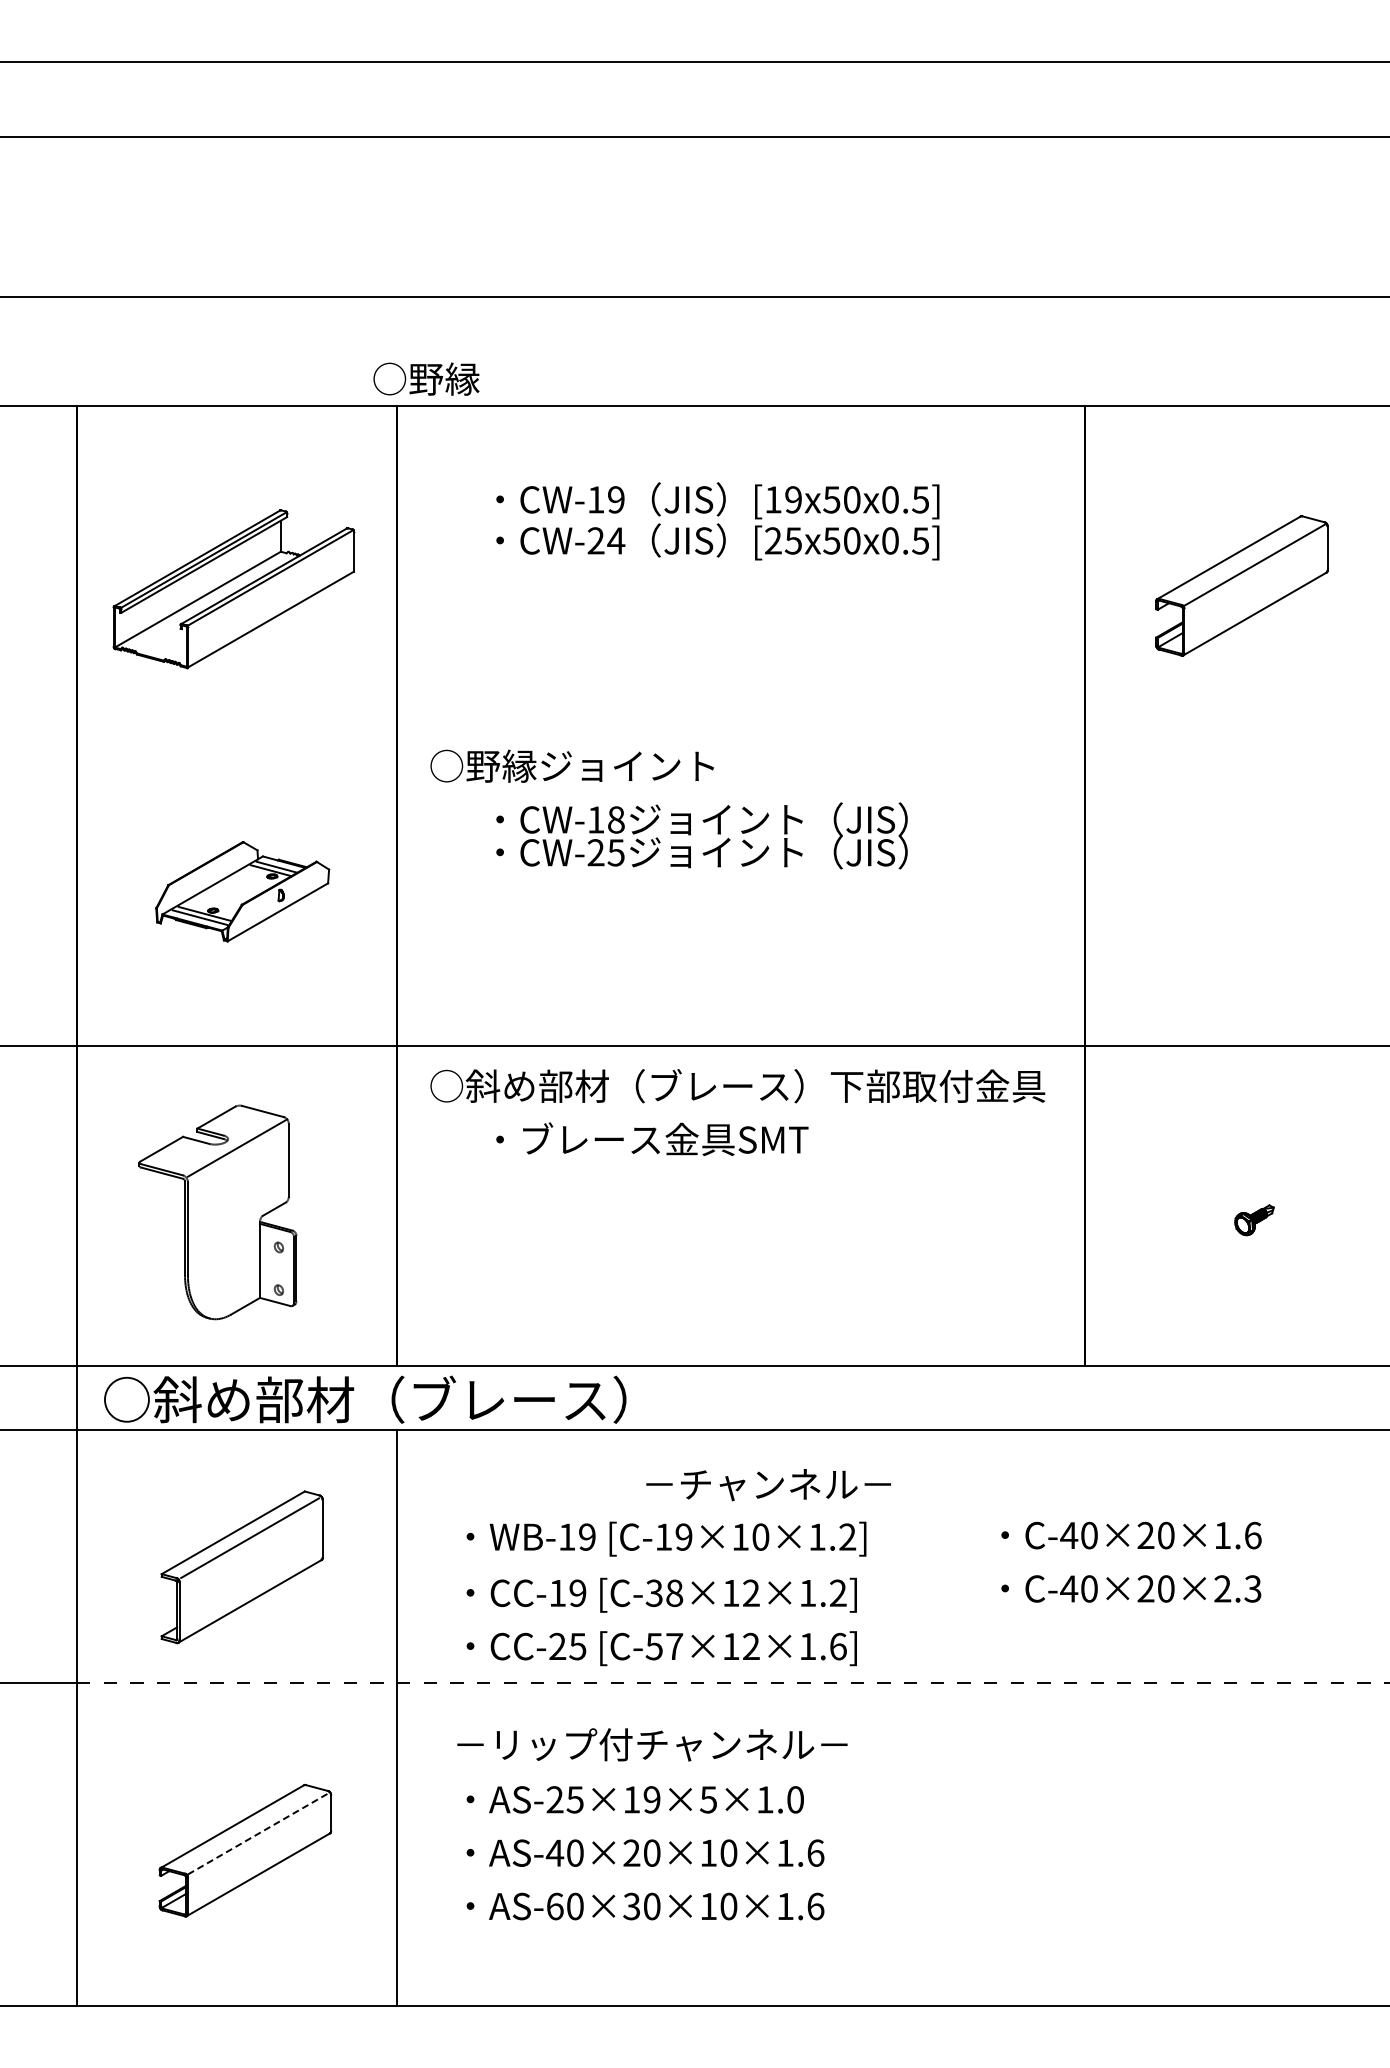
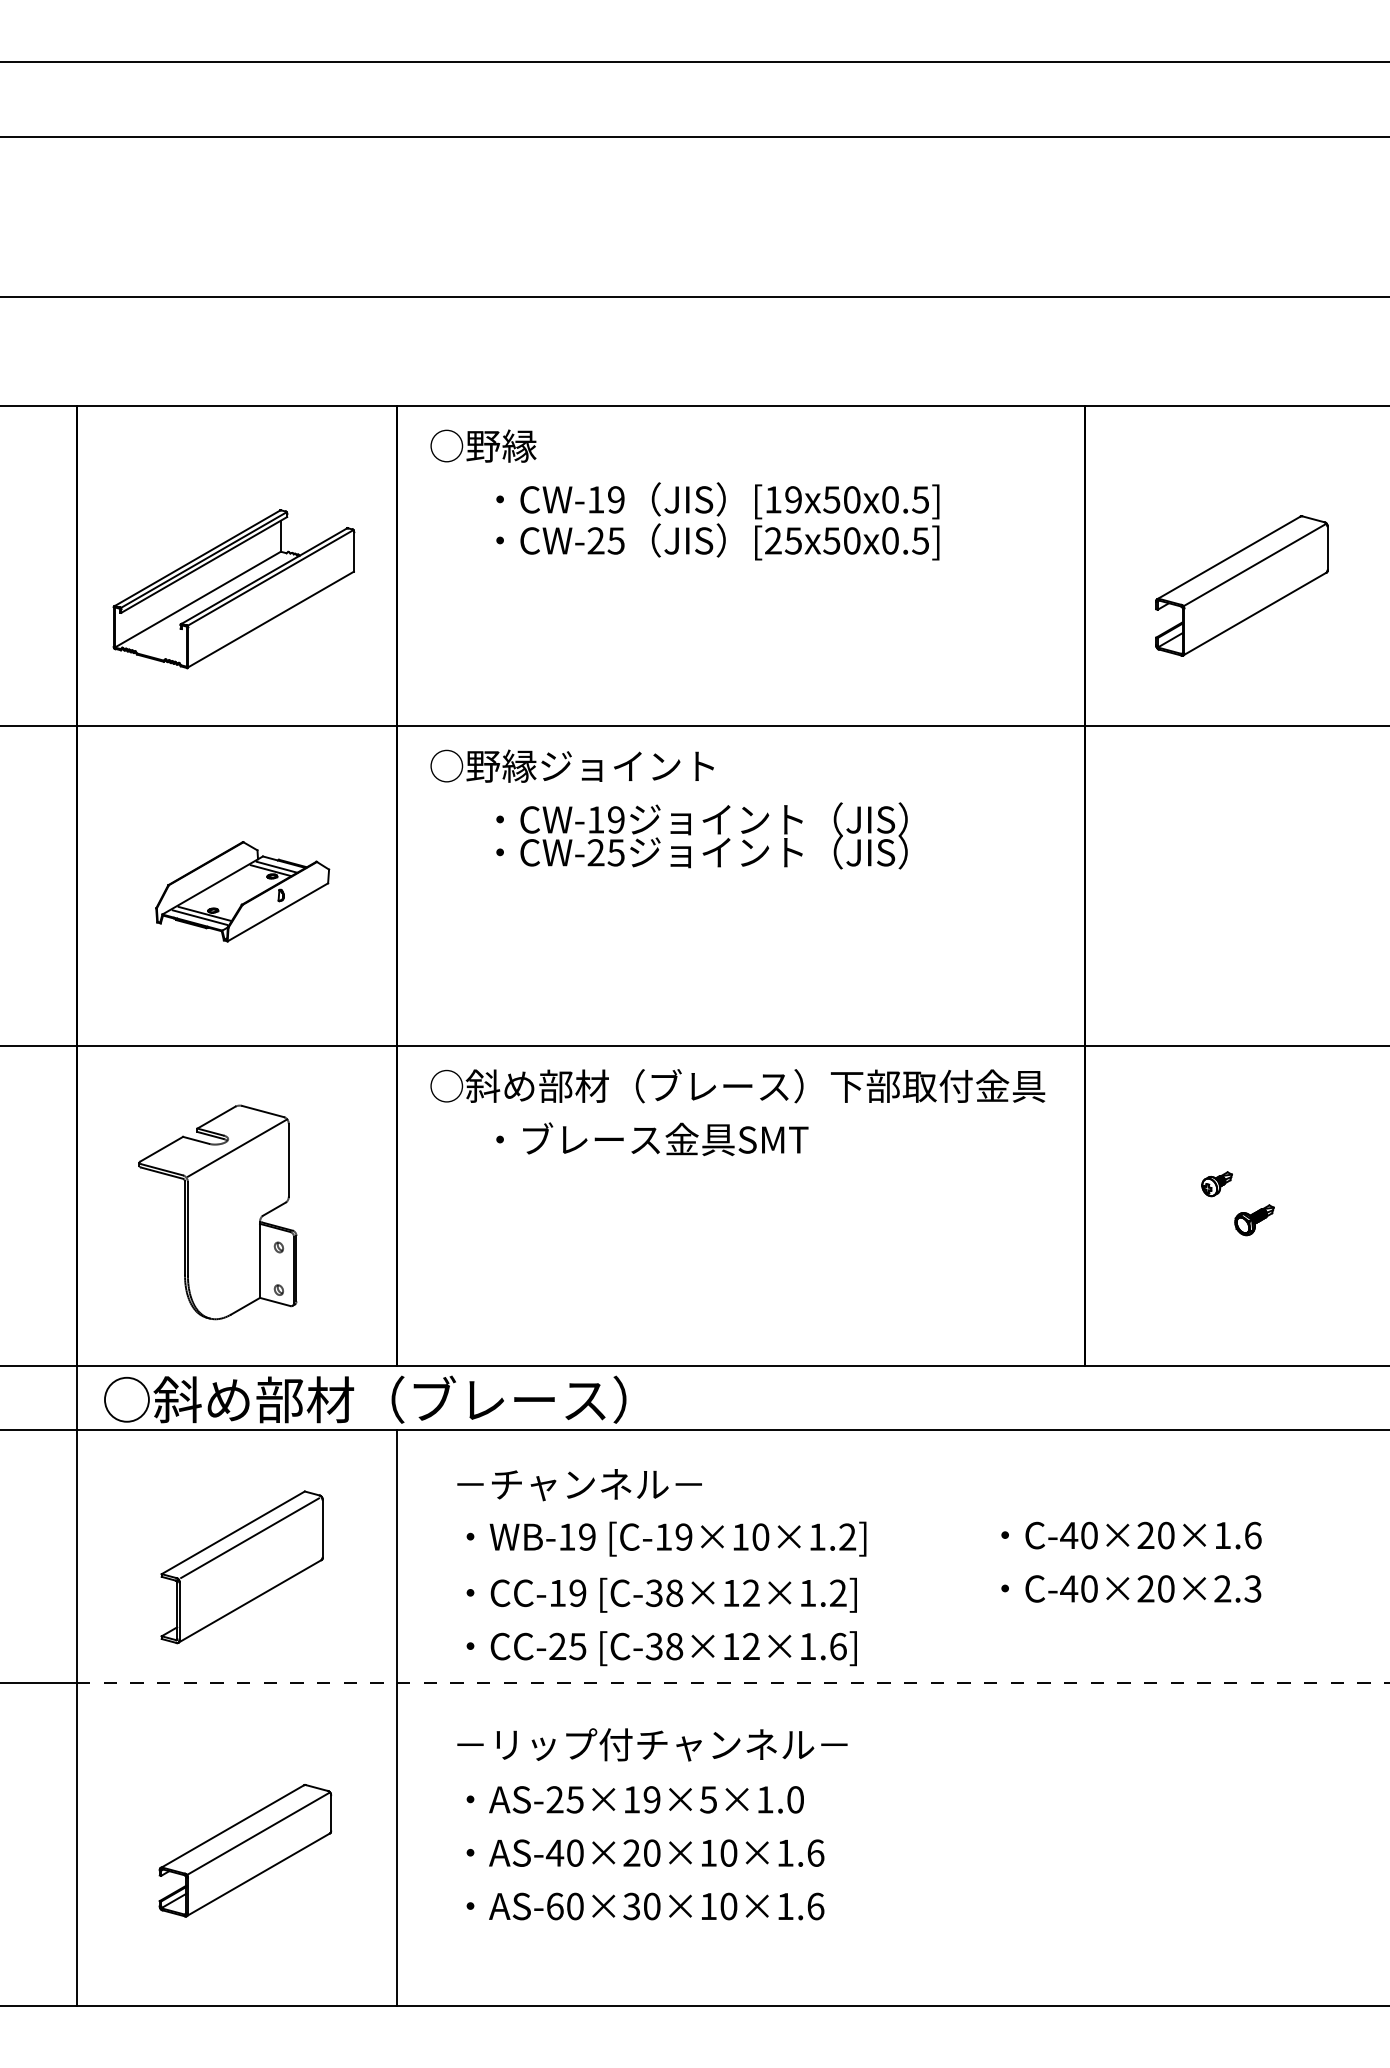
text position: (426, 378) -> (483, 445) (483, 445)
text: CW-24 -> CW-25 (616, 540)
line: none -> present (694, 725)
text: CW-18 -> CW-19 (616, 819)
part: none -> present (1216, 1184)
text position: (768, 1485) -> (579, 1485) (579, 1485)
text: [C-57×12×1.6] -> [C-38×12×1.6] (664, 1646)
line: dashed -> solid (258, 1833)
